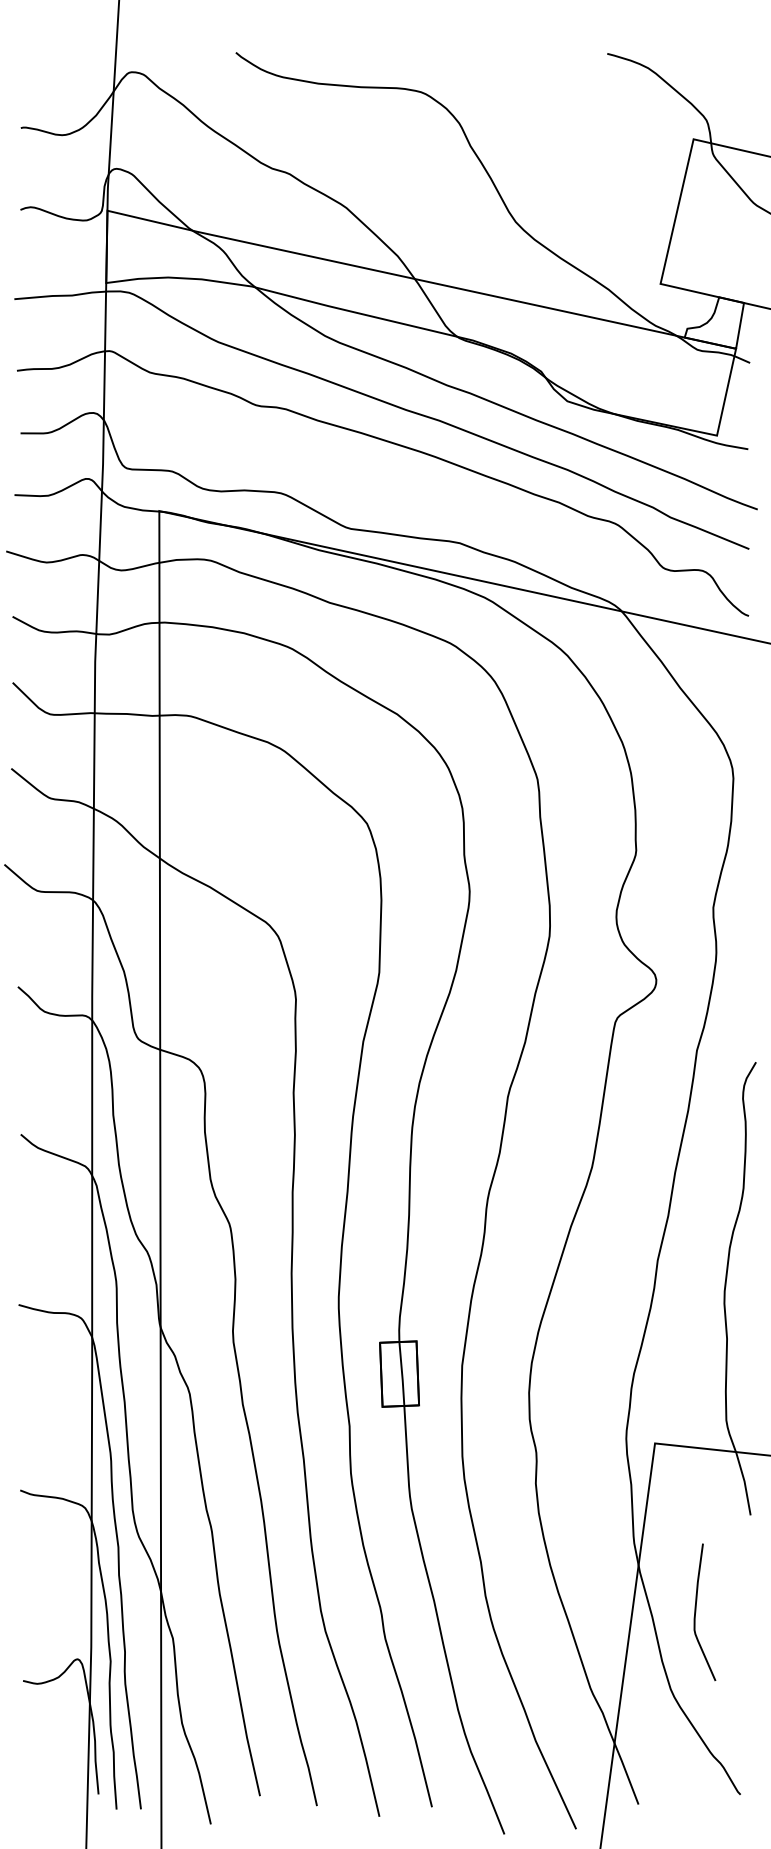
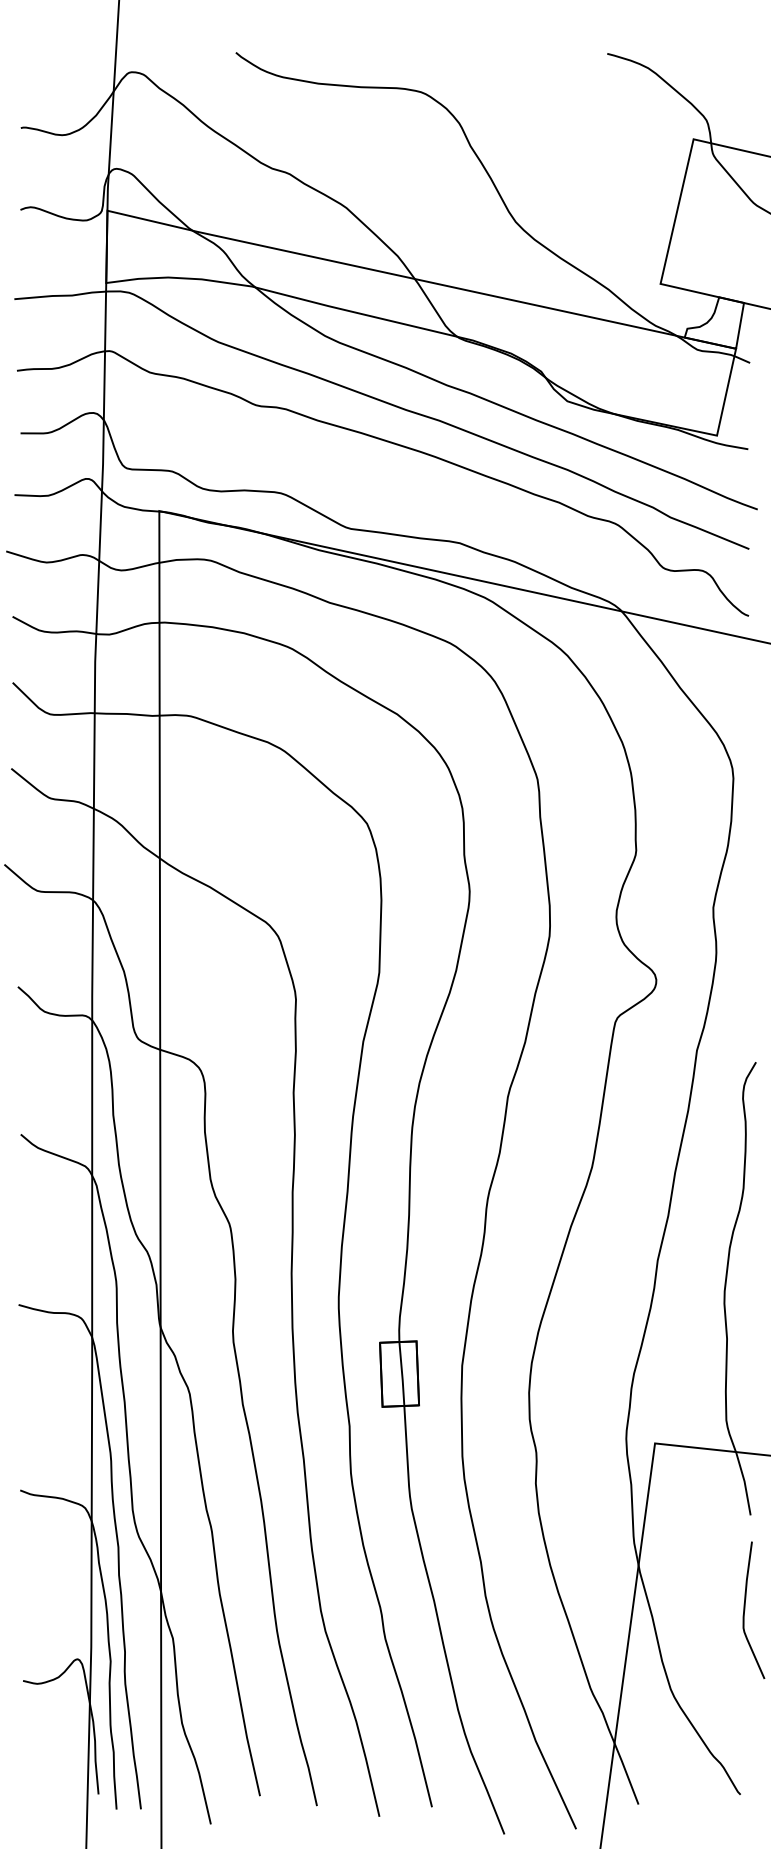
curve position: (696, 1612) -> (745, 1610) (745, 1610)
